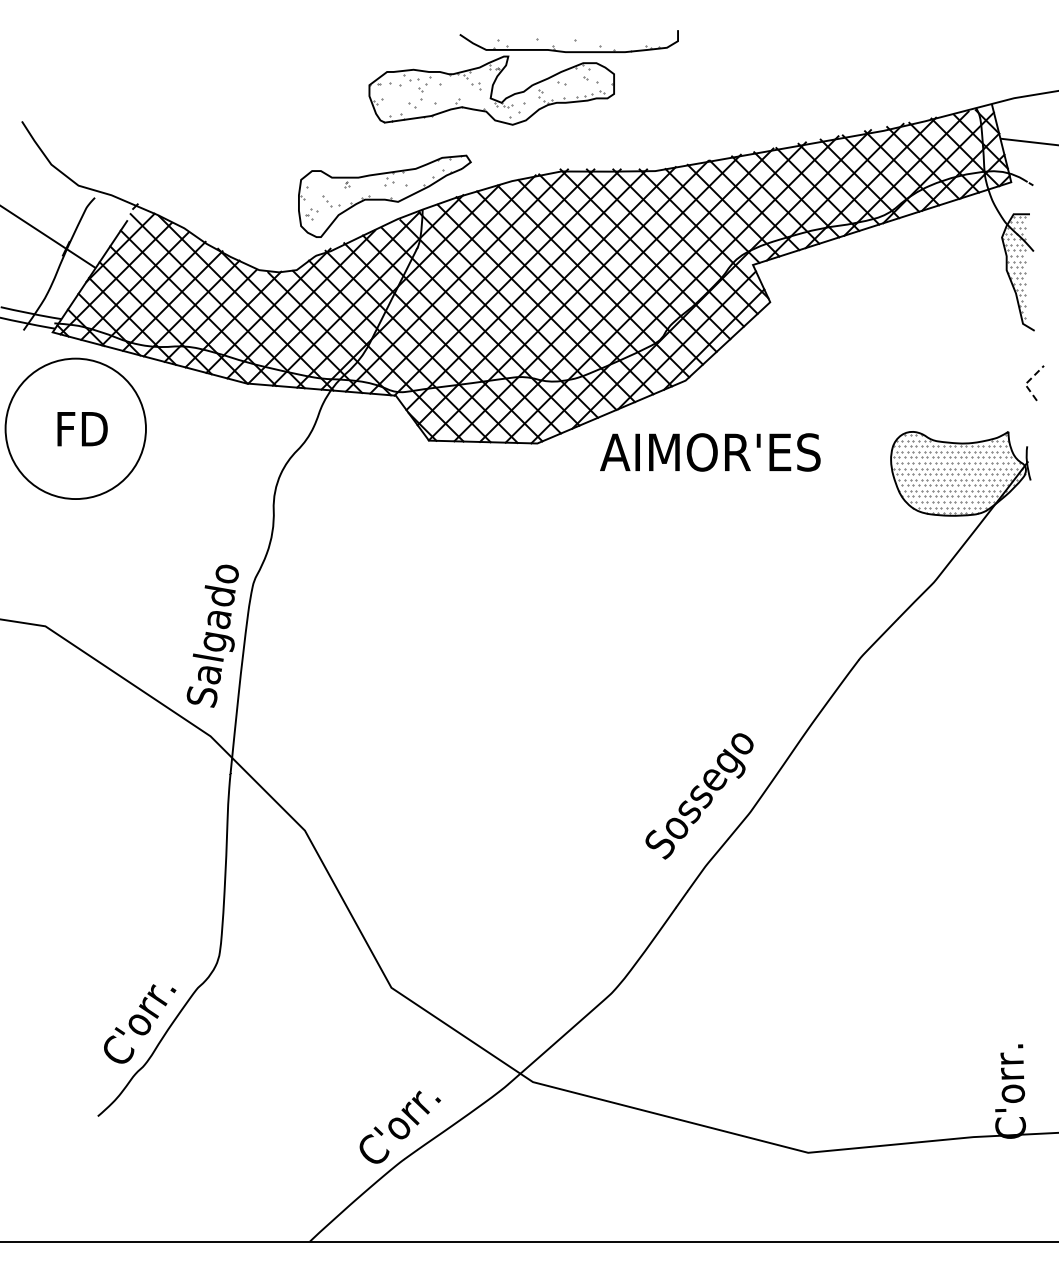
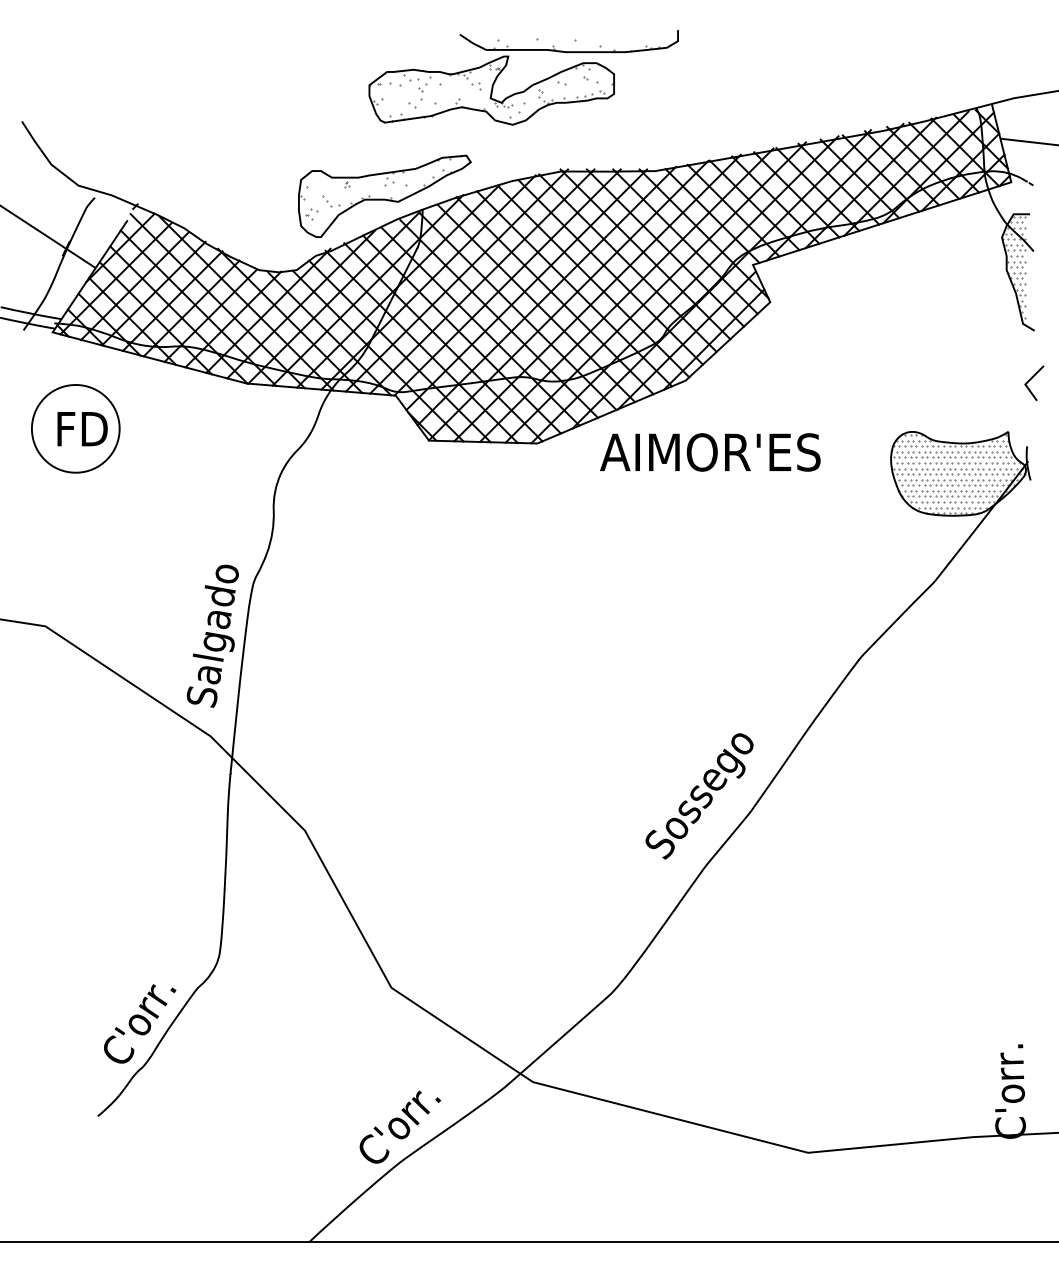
line: dashed -> solid (1027, 382)
circle diameter: 140 px -> 88 px (75, 428)
